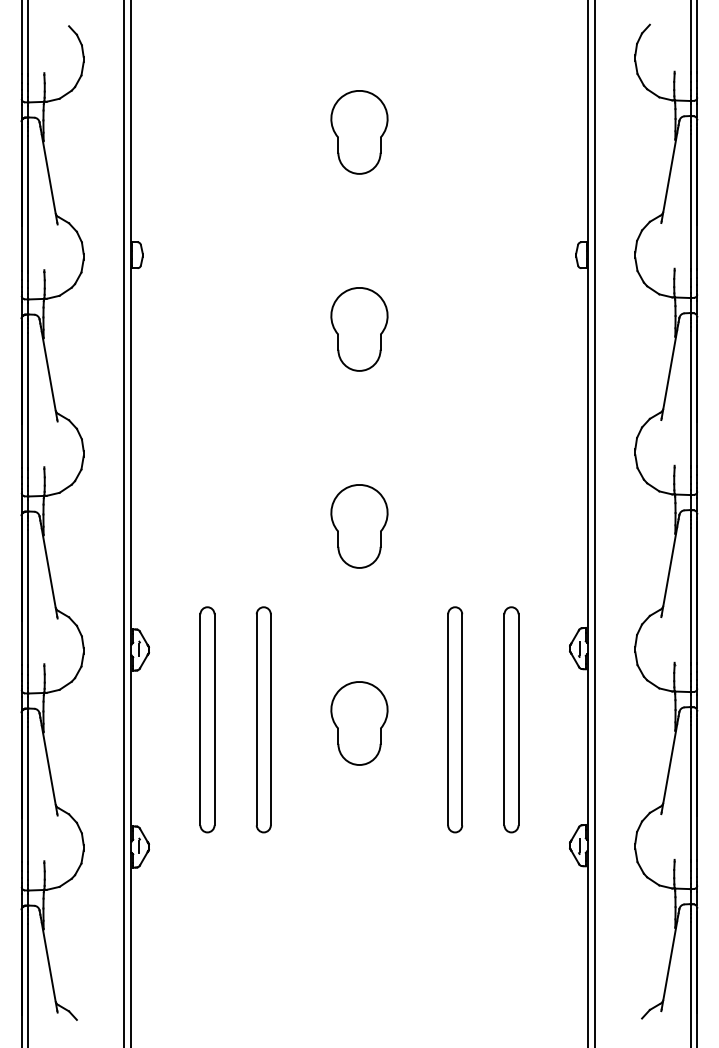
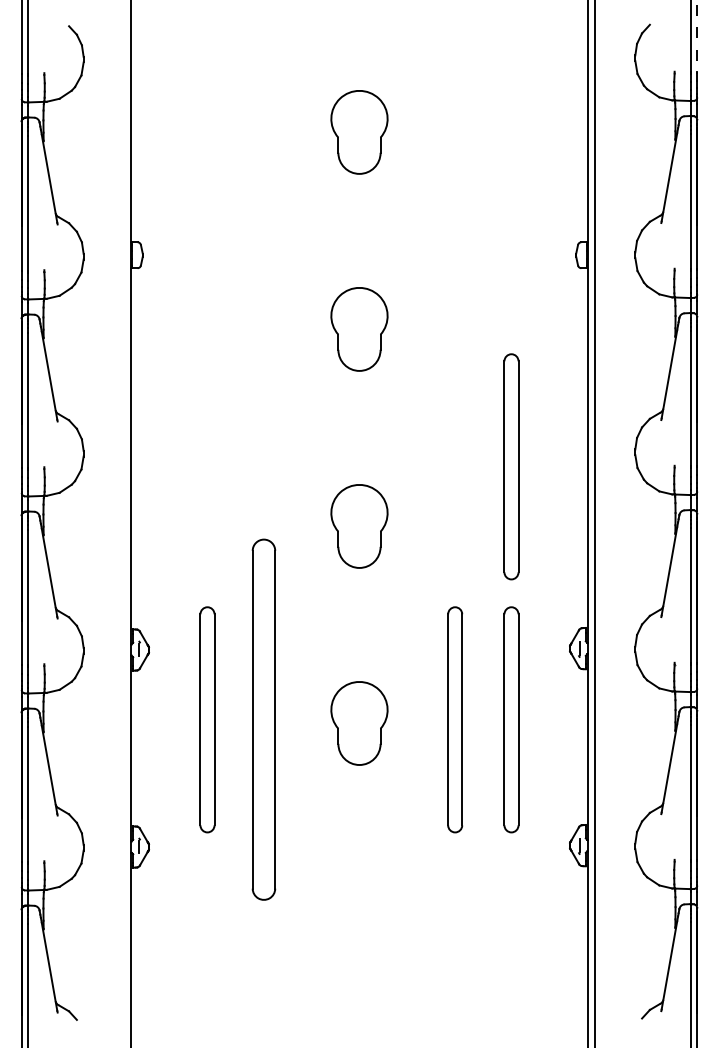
line: solid -> dashed (697, 36)
part: none -> present (511, 466)
line: present -> none (124, 523)
part size: 17x228 px -> 26x363 px (263, 719)
